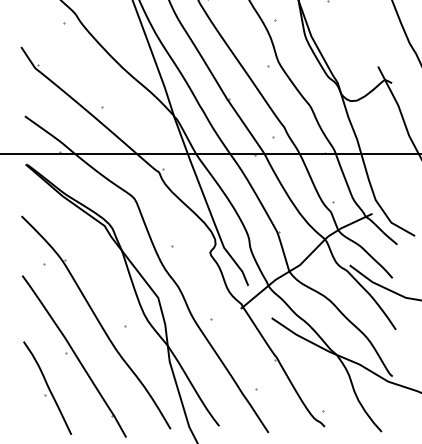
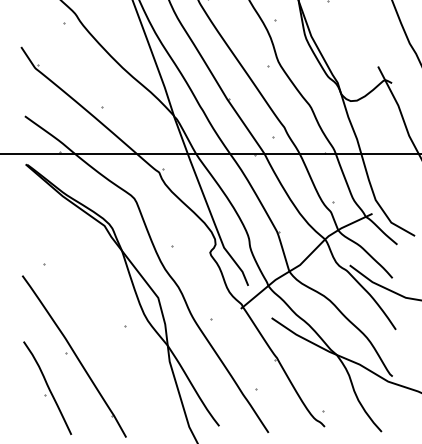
part: present -> none (96, 322)
